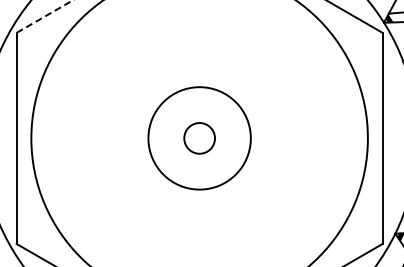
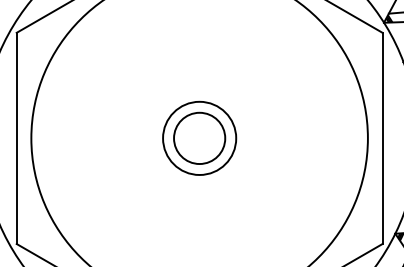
line: dashed -> solid (45, 16)
circle diameter: 102 px -> 73 px (199, 137)
circle diameter: 31 px -> 51 px (199, 138)
